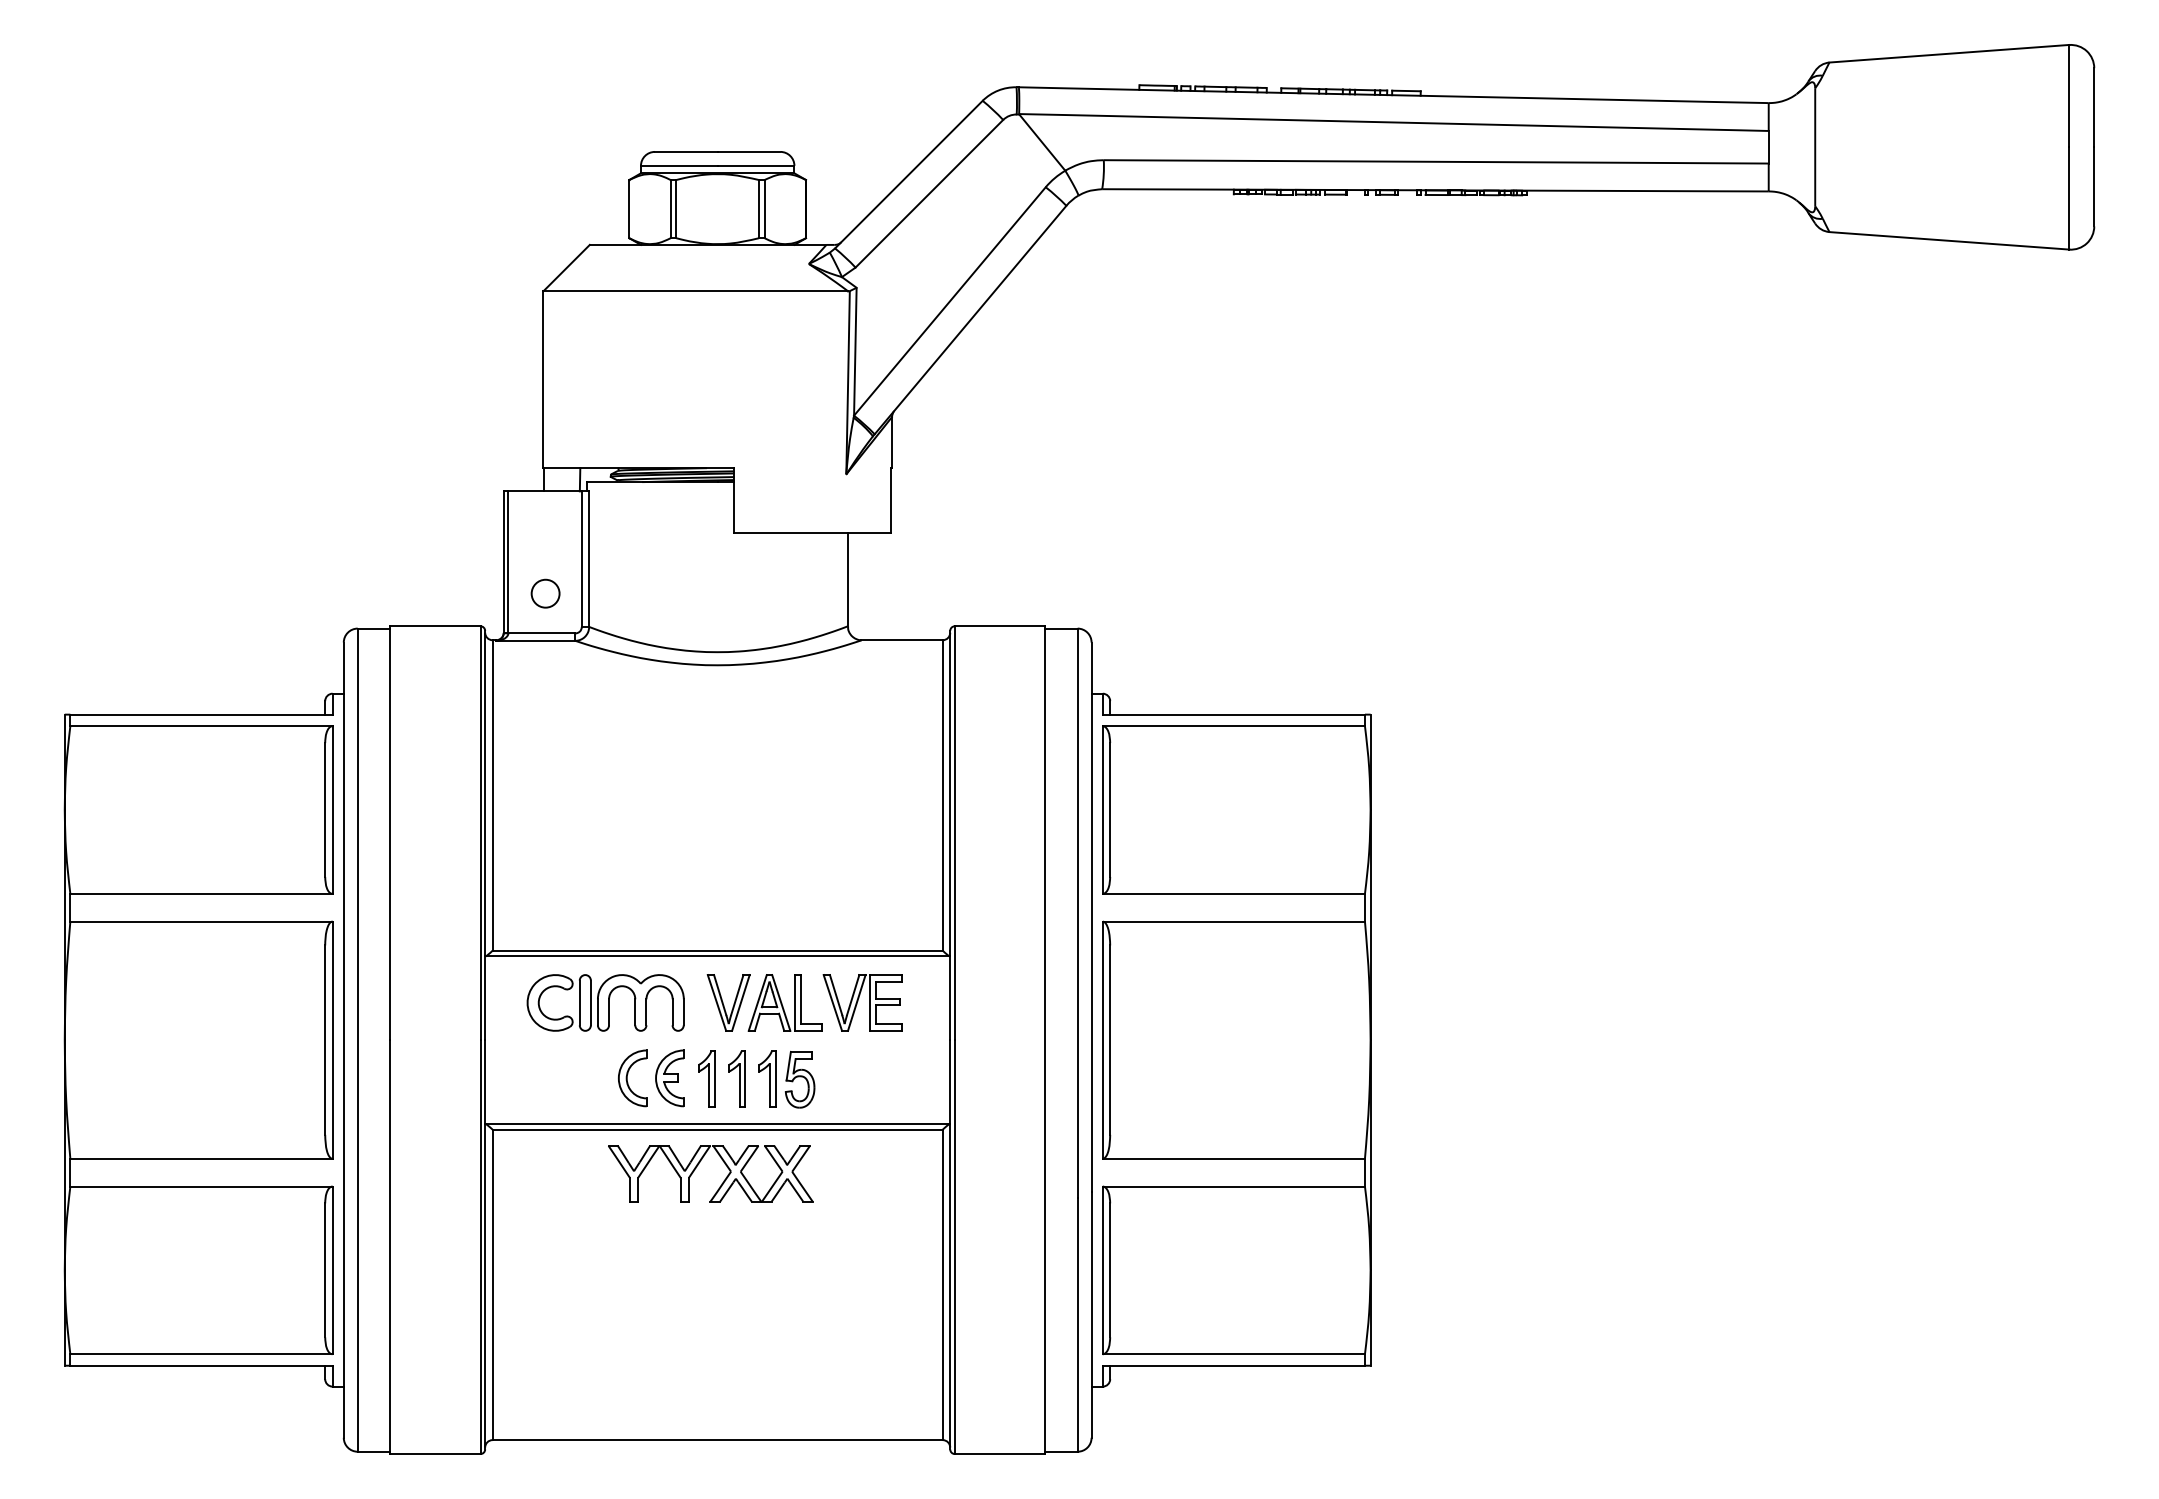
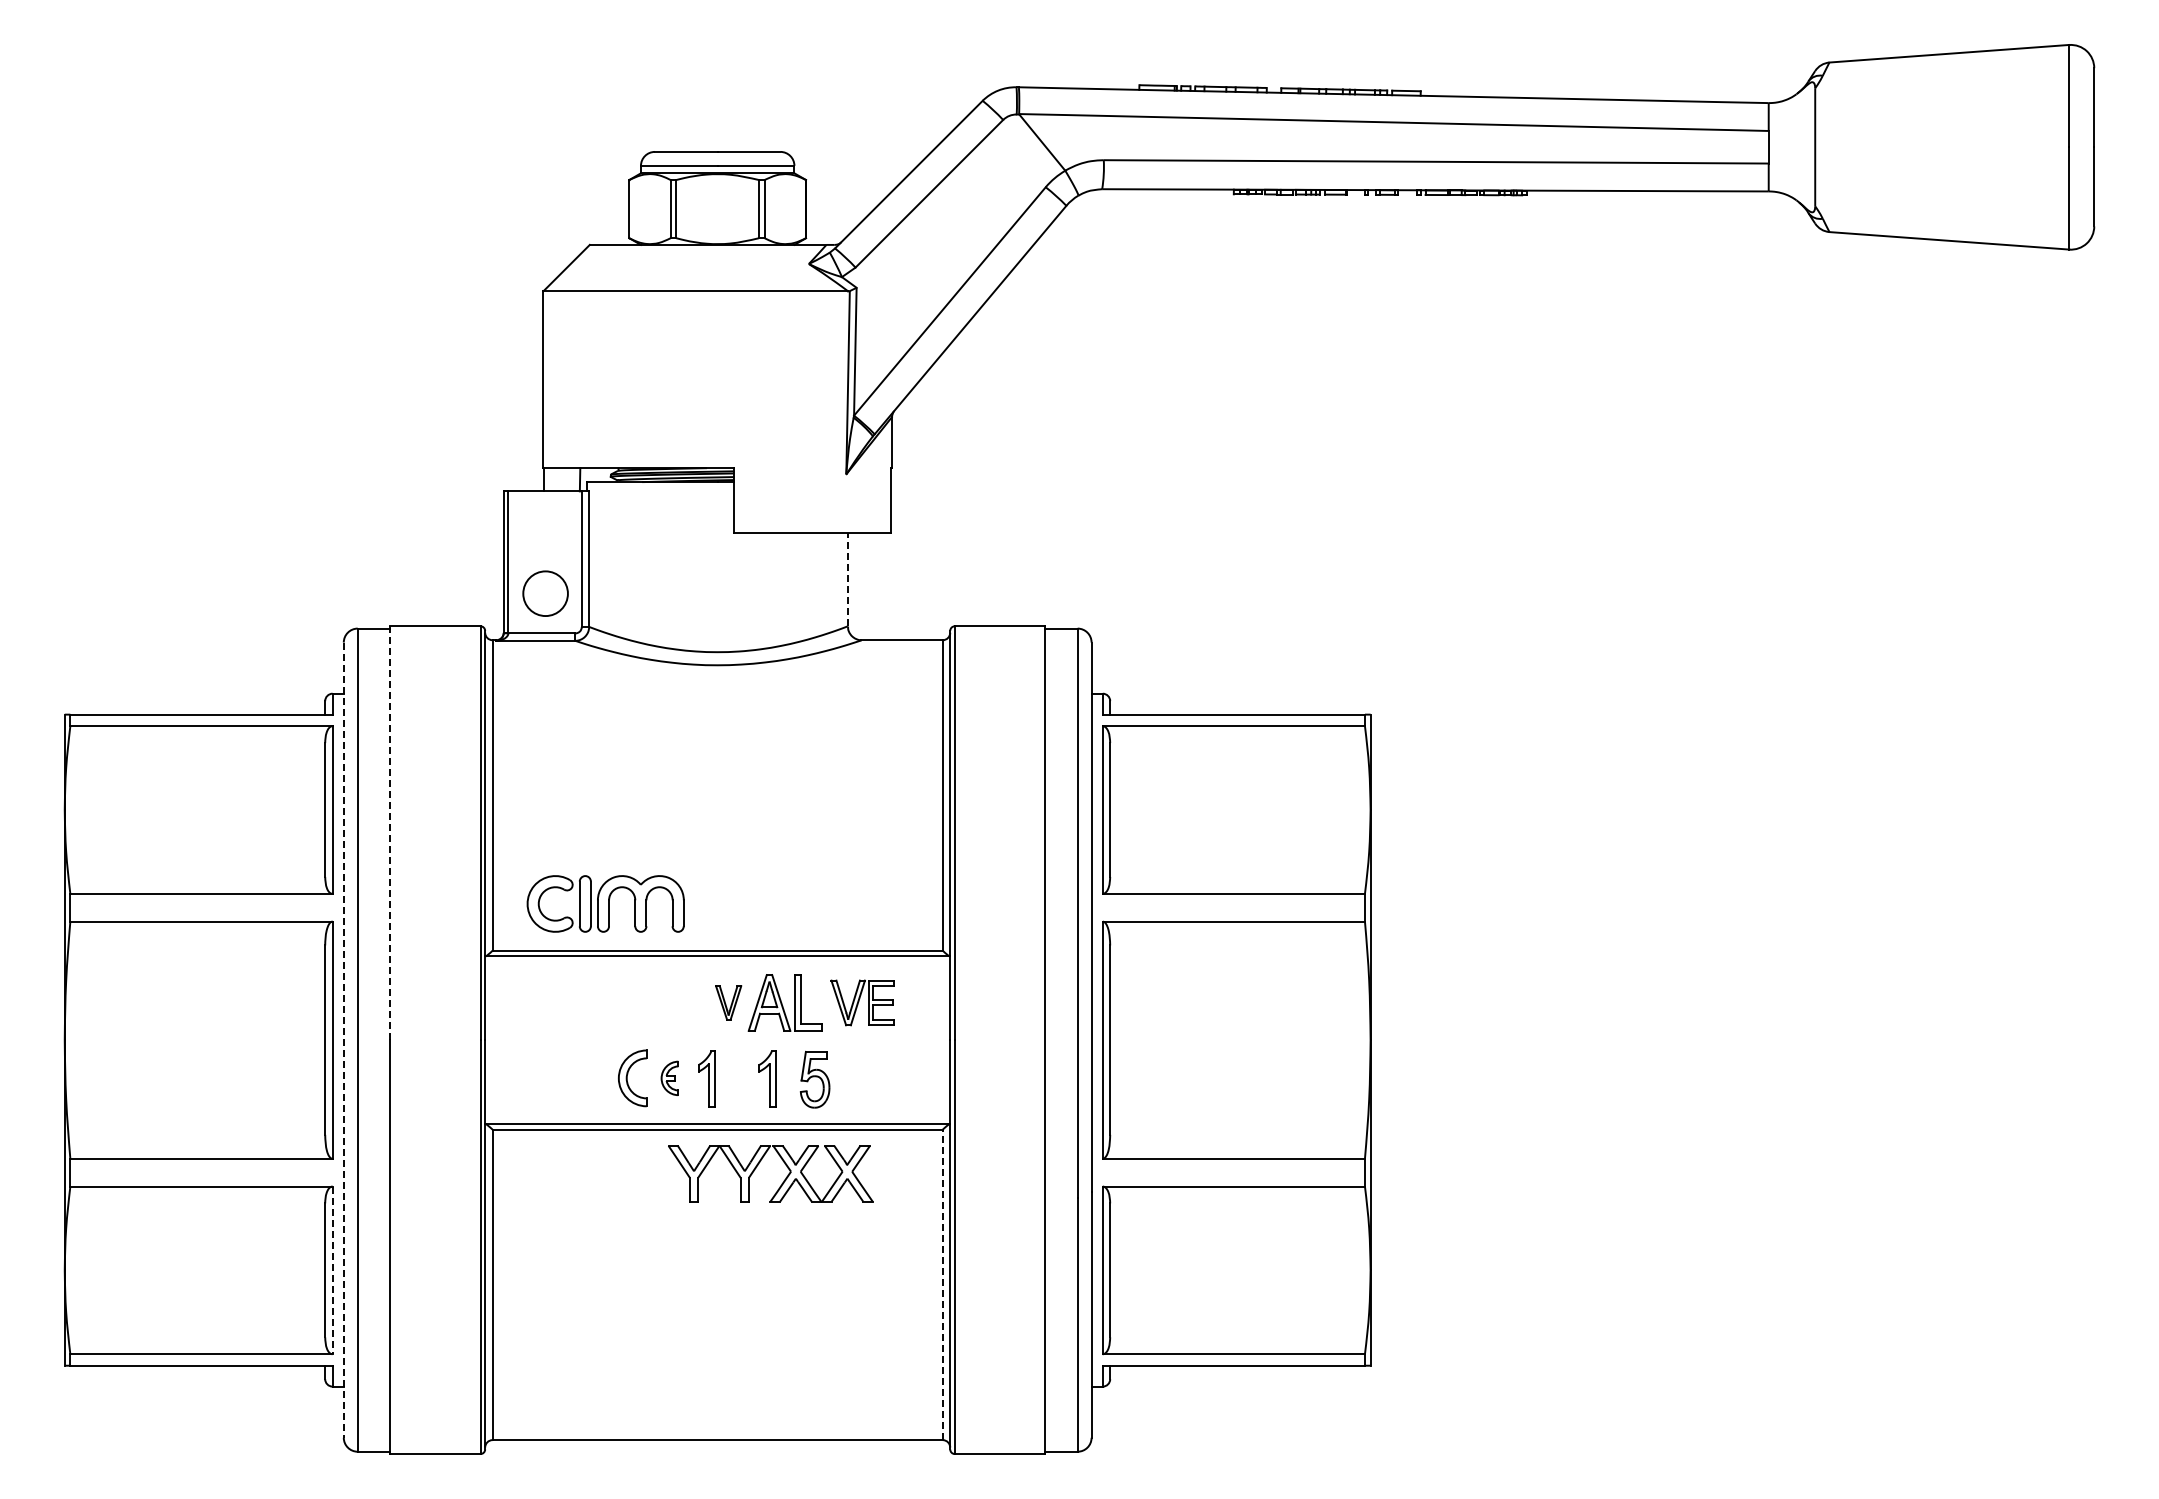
line: solid -> dashed (847, 579)
circle diameter: 28 px -> 45 px (545, 593)
line: solid -> dashed (390, 833)
part position: (605, 1002) -> (605, 903) (605, 903)
part size: 45x58 px -> 28x36 px (728, 1002)
part size: 81x58 px -> 65x48 px (862, 1002)
line: solid -> dashed (343, 1040)
part size: 30x59 px -> 19x36 px (669, 1077)
part: present -> none (736, 1078)
part position: (799, 1079) -> (814, 1079) (814, 1079)
part position: (698, 1165) -> (758, 1165) (758, 1165)
line: solid -> dashed (332, 1270)
line: solid -> dashed (942, 1284)
